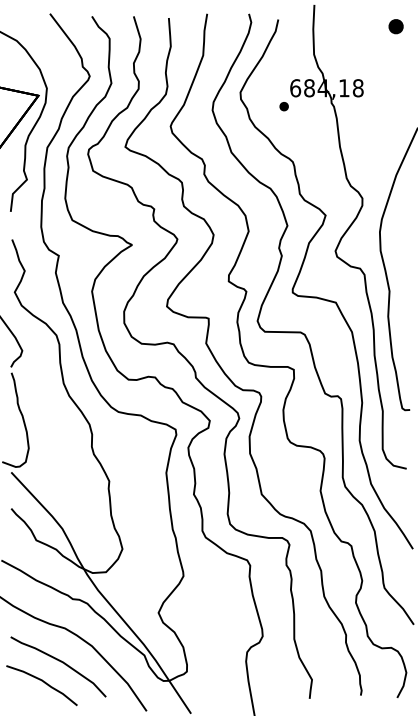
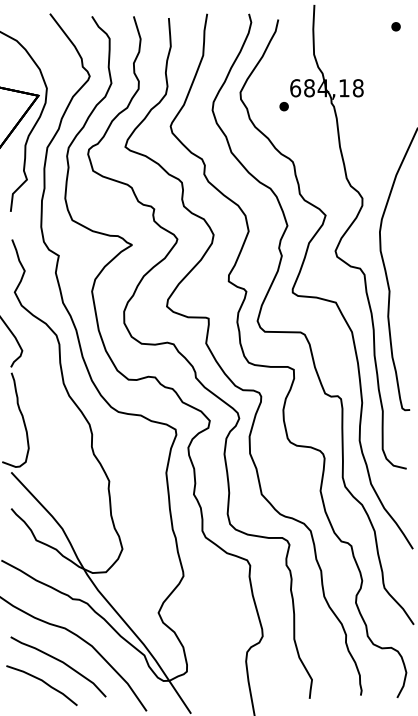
part size: 16x16 px -> 10x10 px (395, 26)
